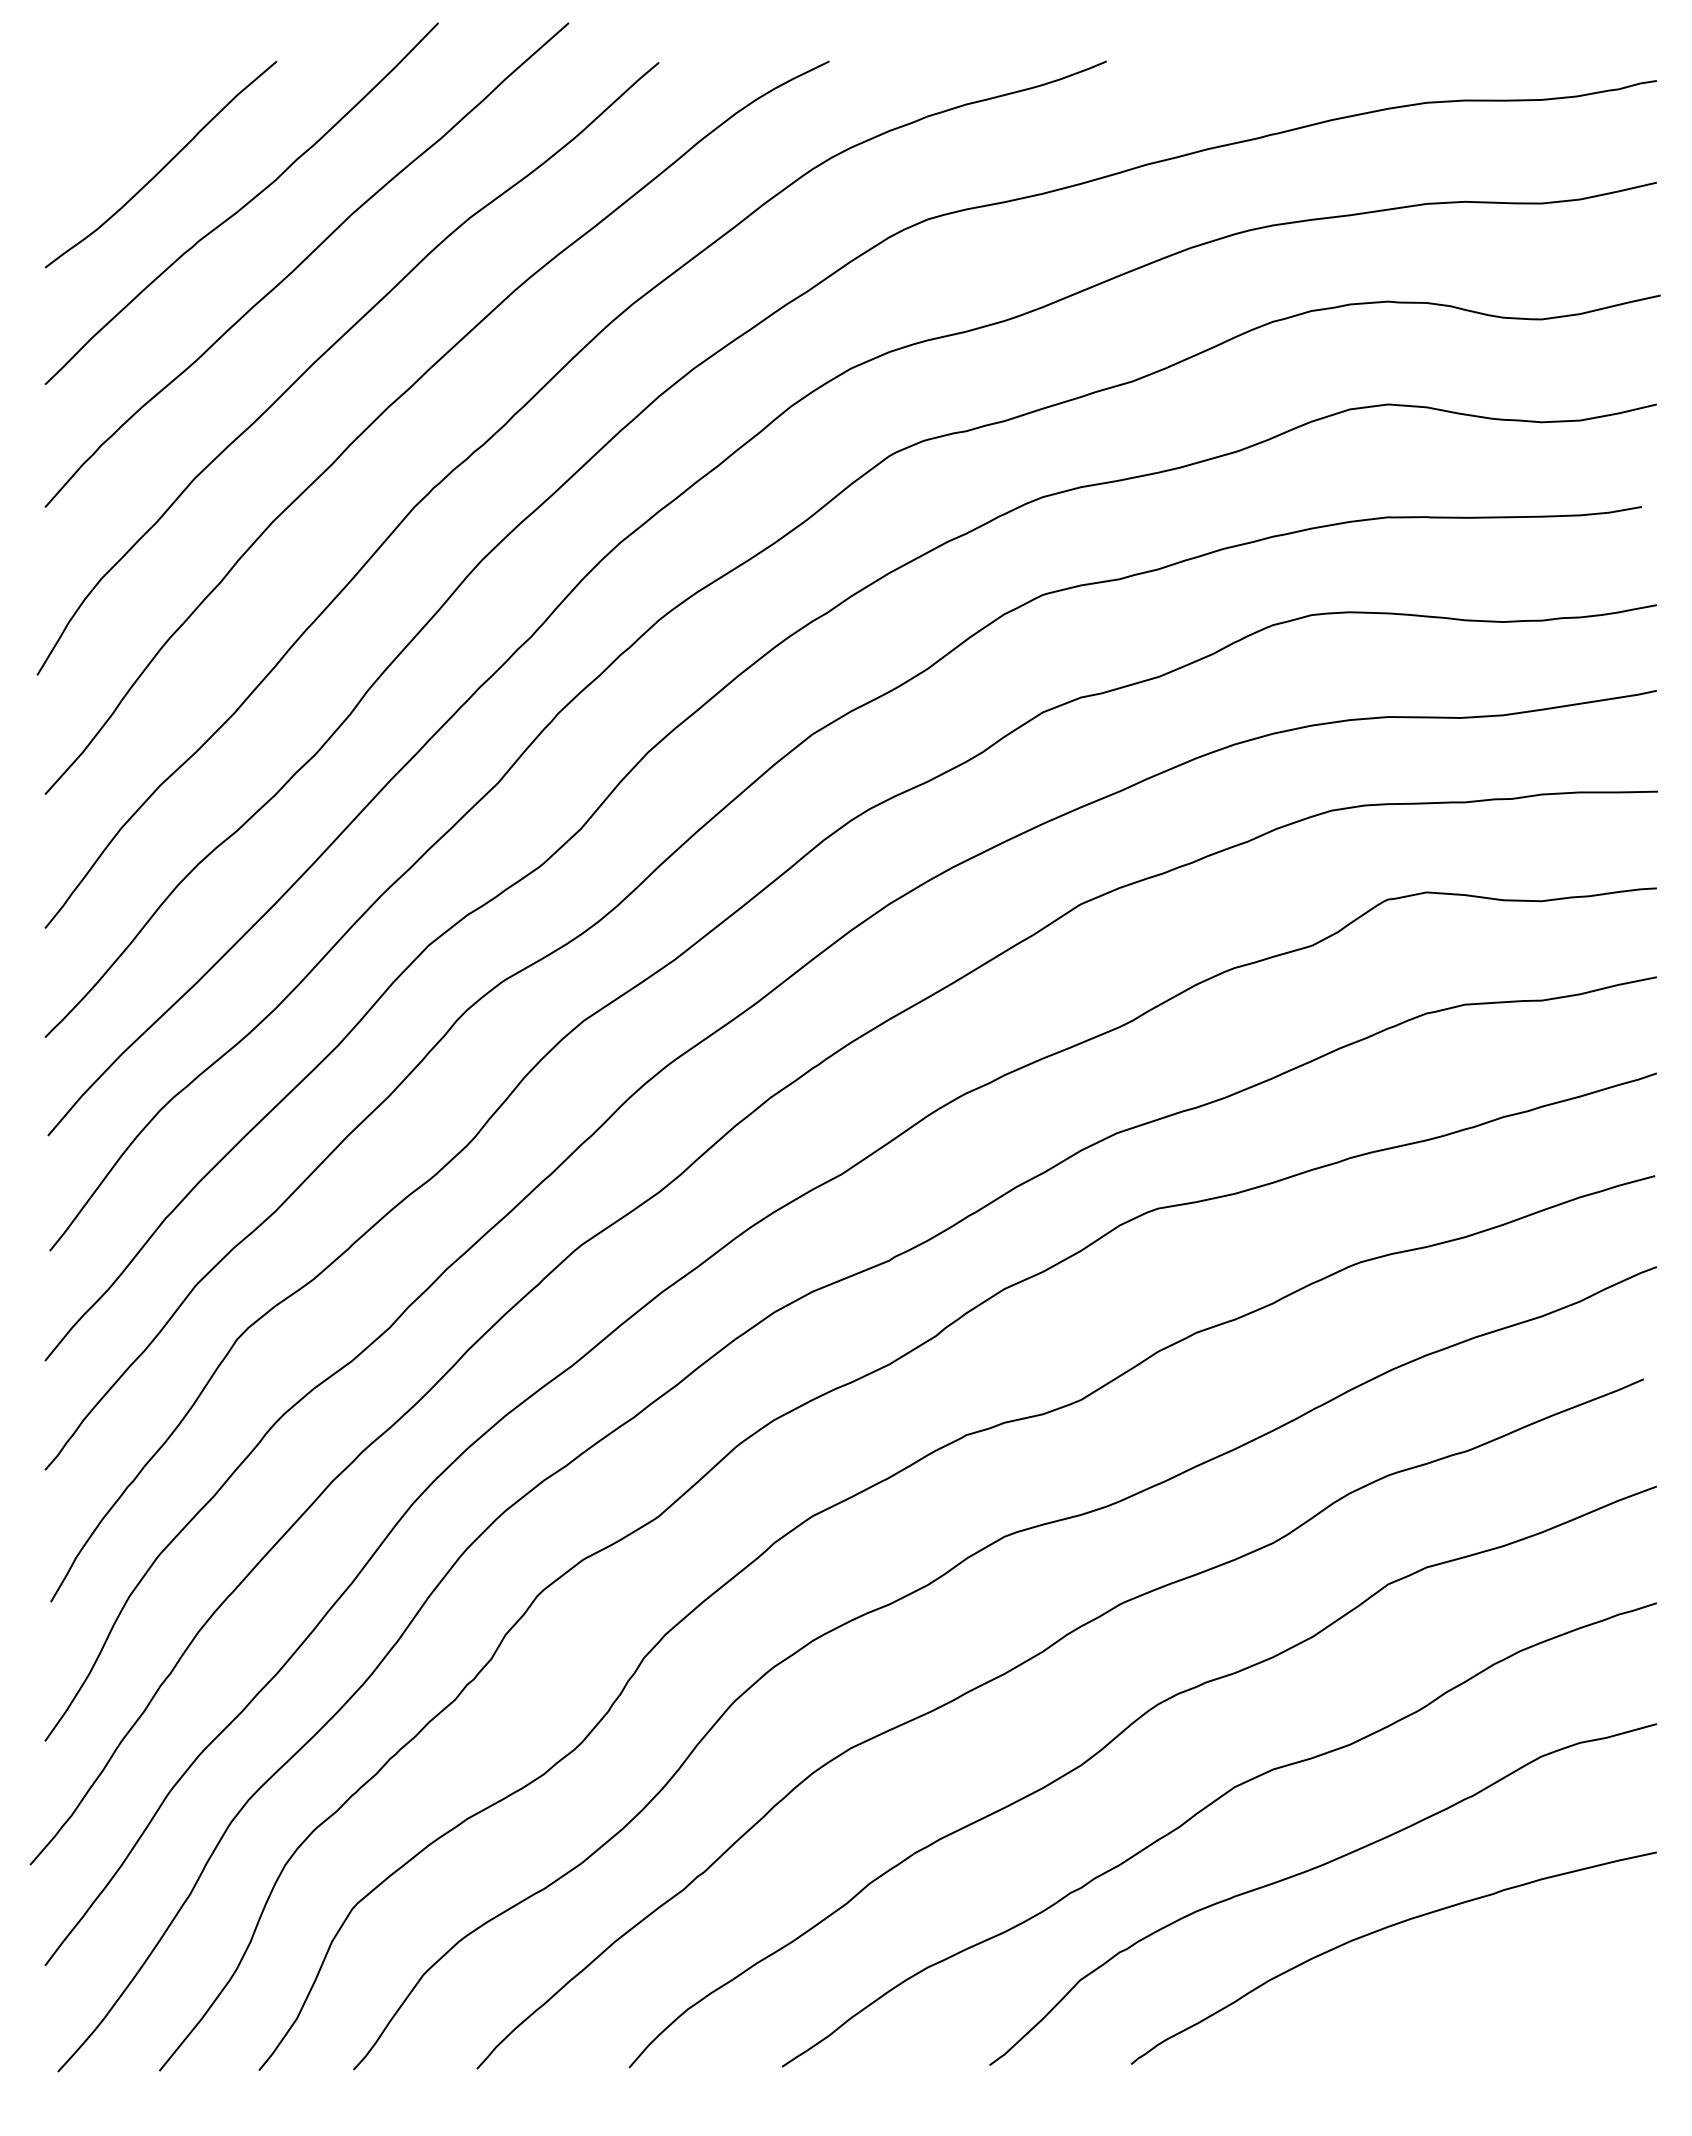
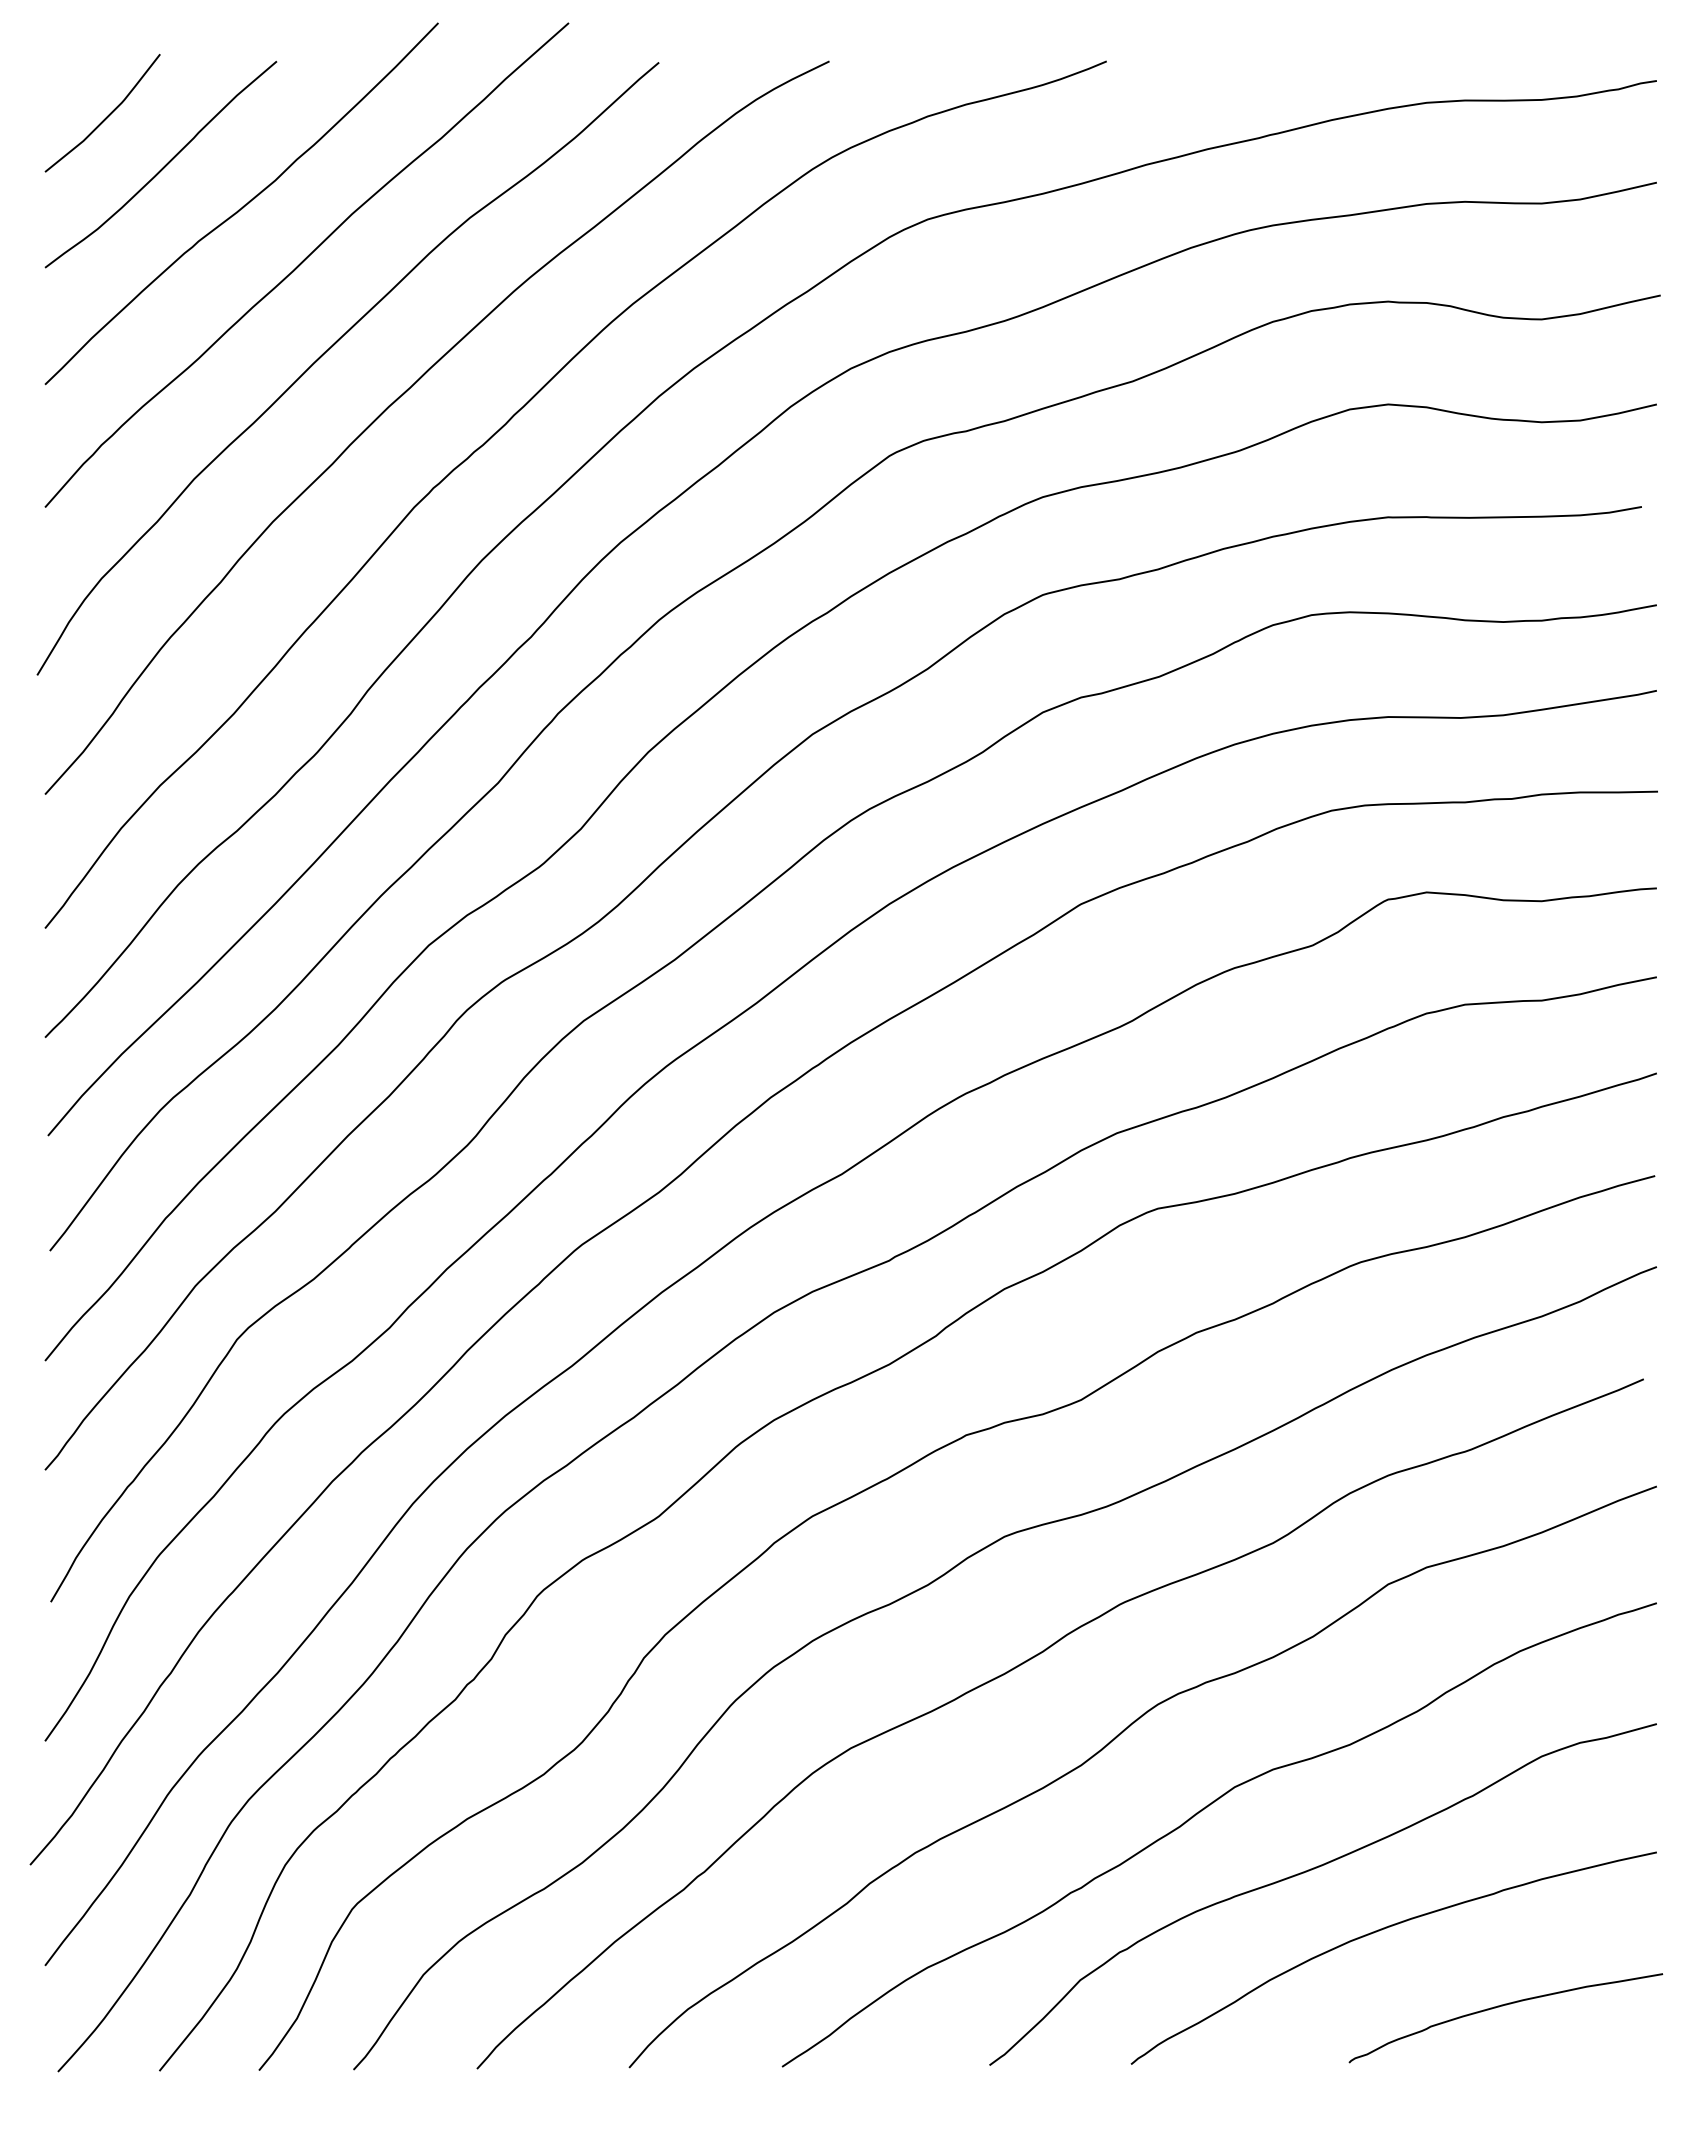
curve: none -> present (106, 116)
curve: none -> present (1502, 2006)
